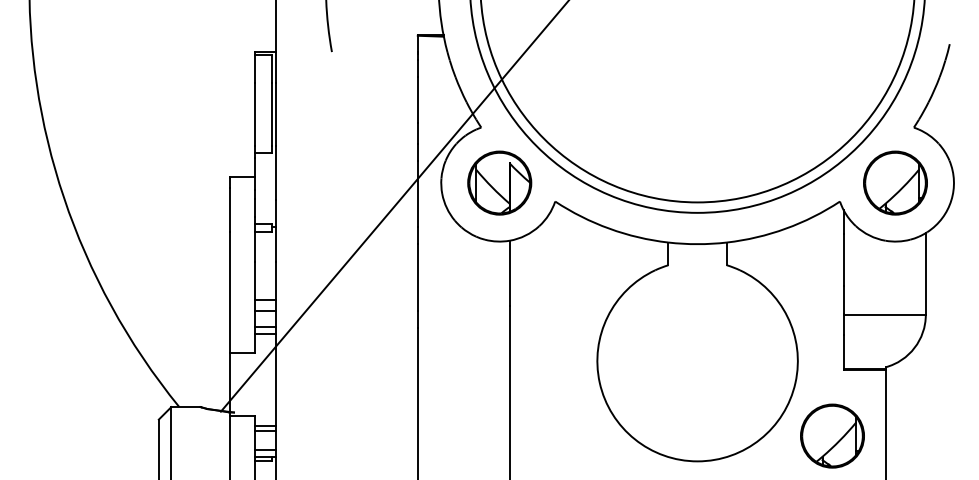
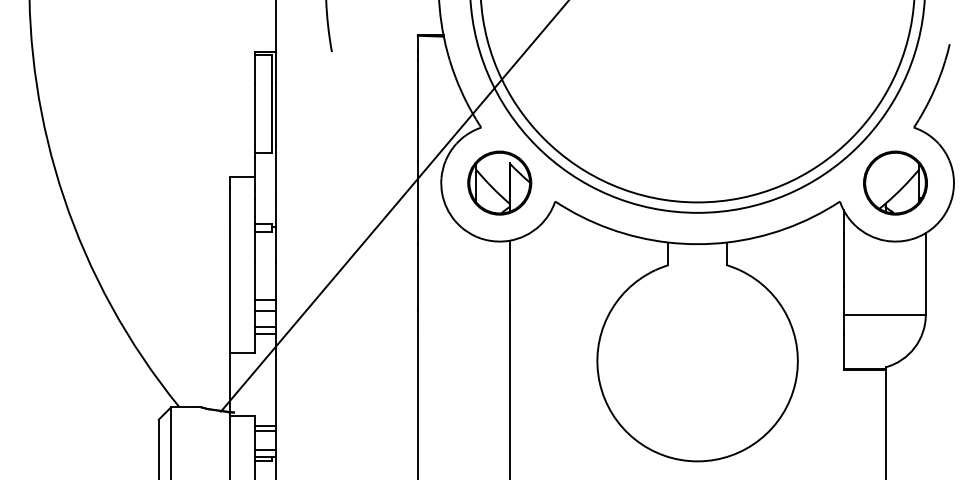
part: present -> none (832, 435)
